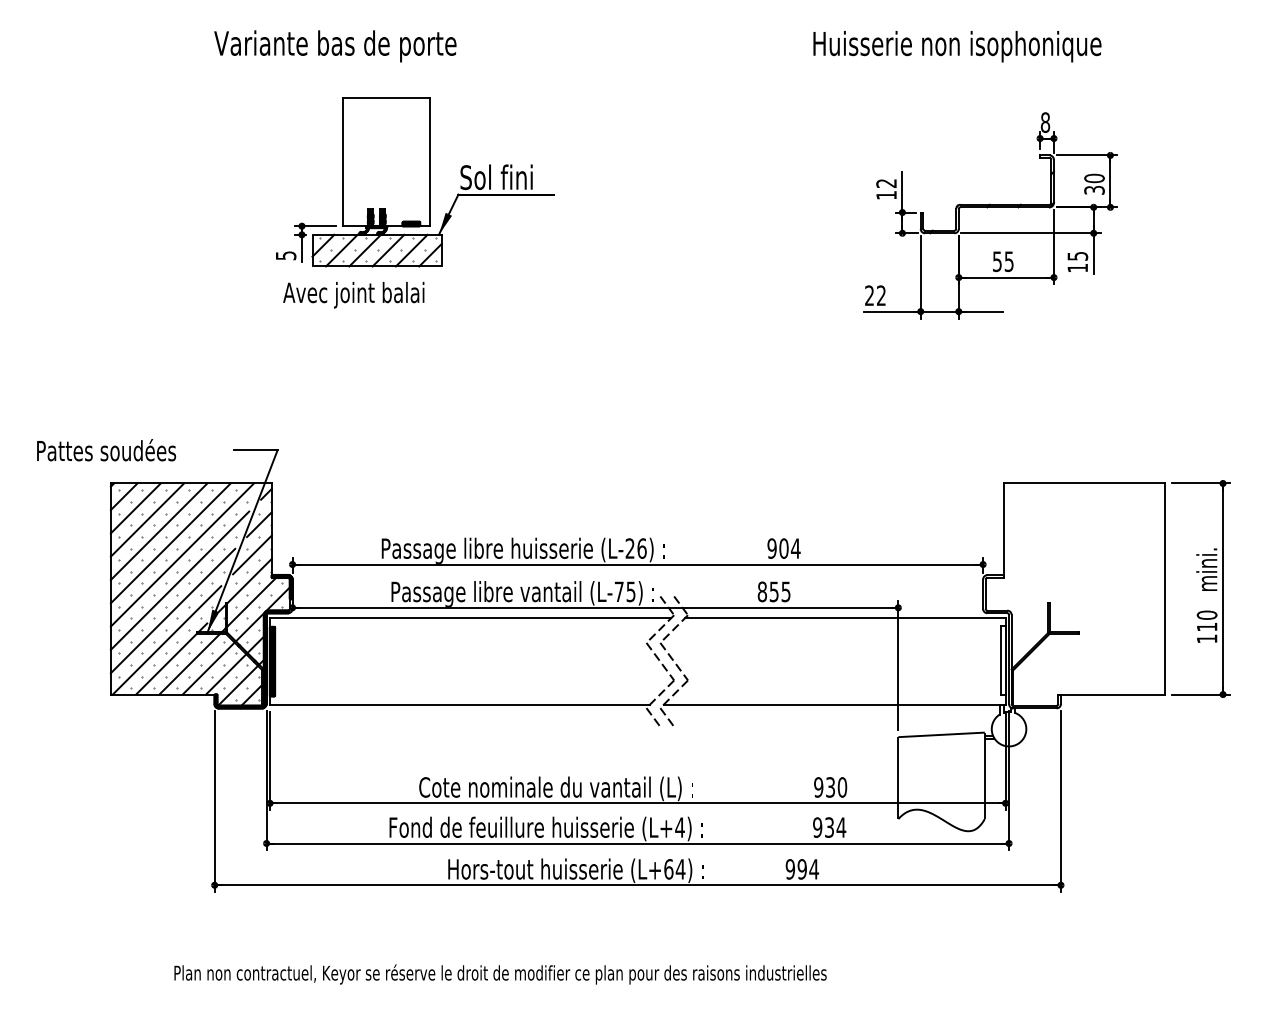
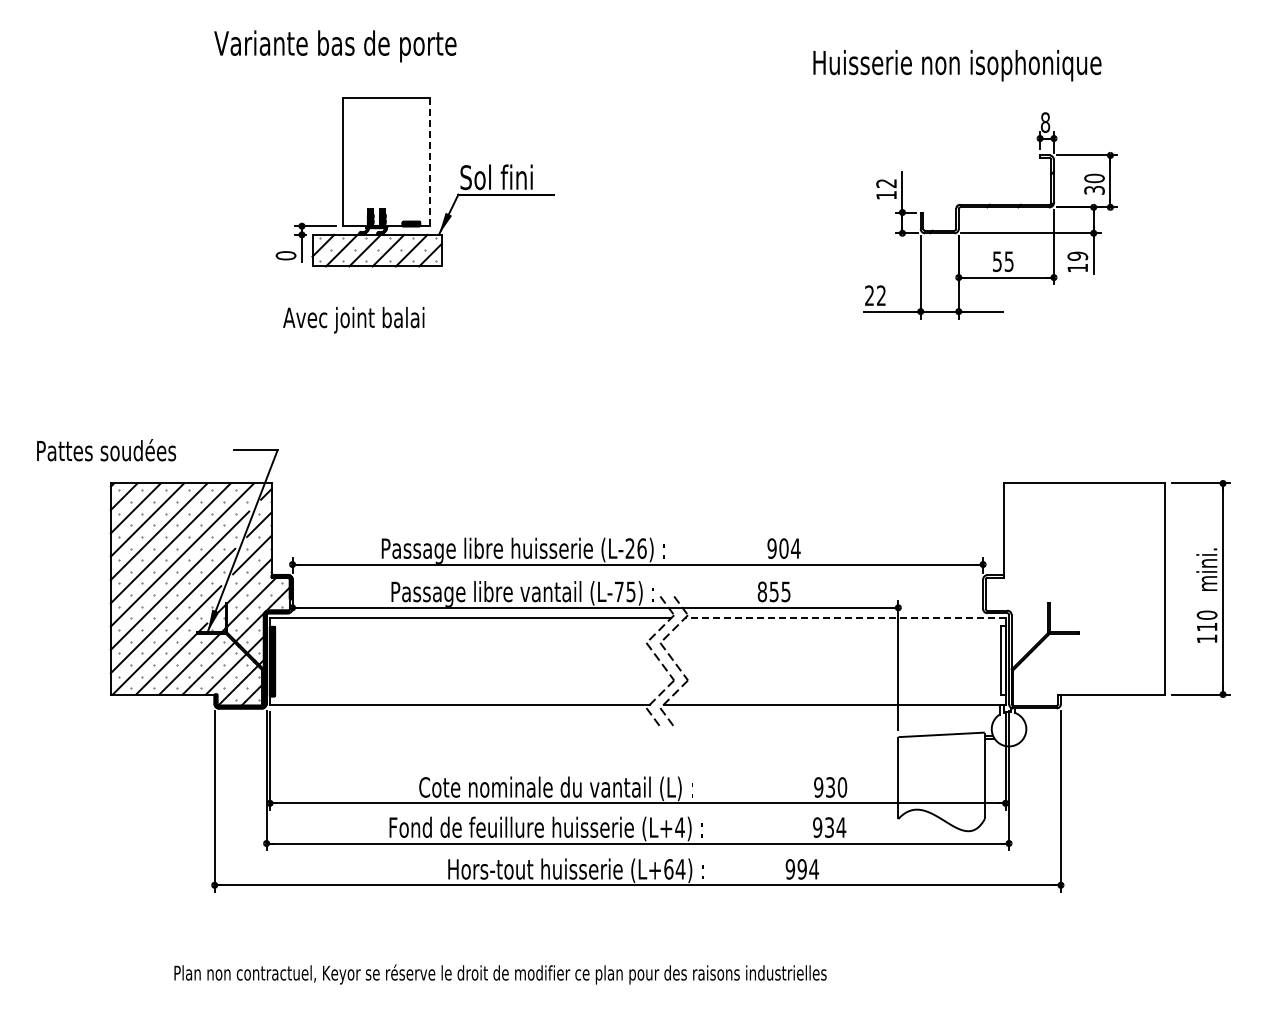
text position: (957, 46) -> (957, 65) (957, 65)
line: solid -> dashed (429, 162)
text: 5 -> 0 (285, 255)
text: 15 -> 19 (1077, 255)
text position: (353, 295) -> (353, 320) (353, 320)
line: solid -> dashed (844, 618)
